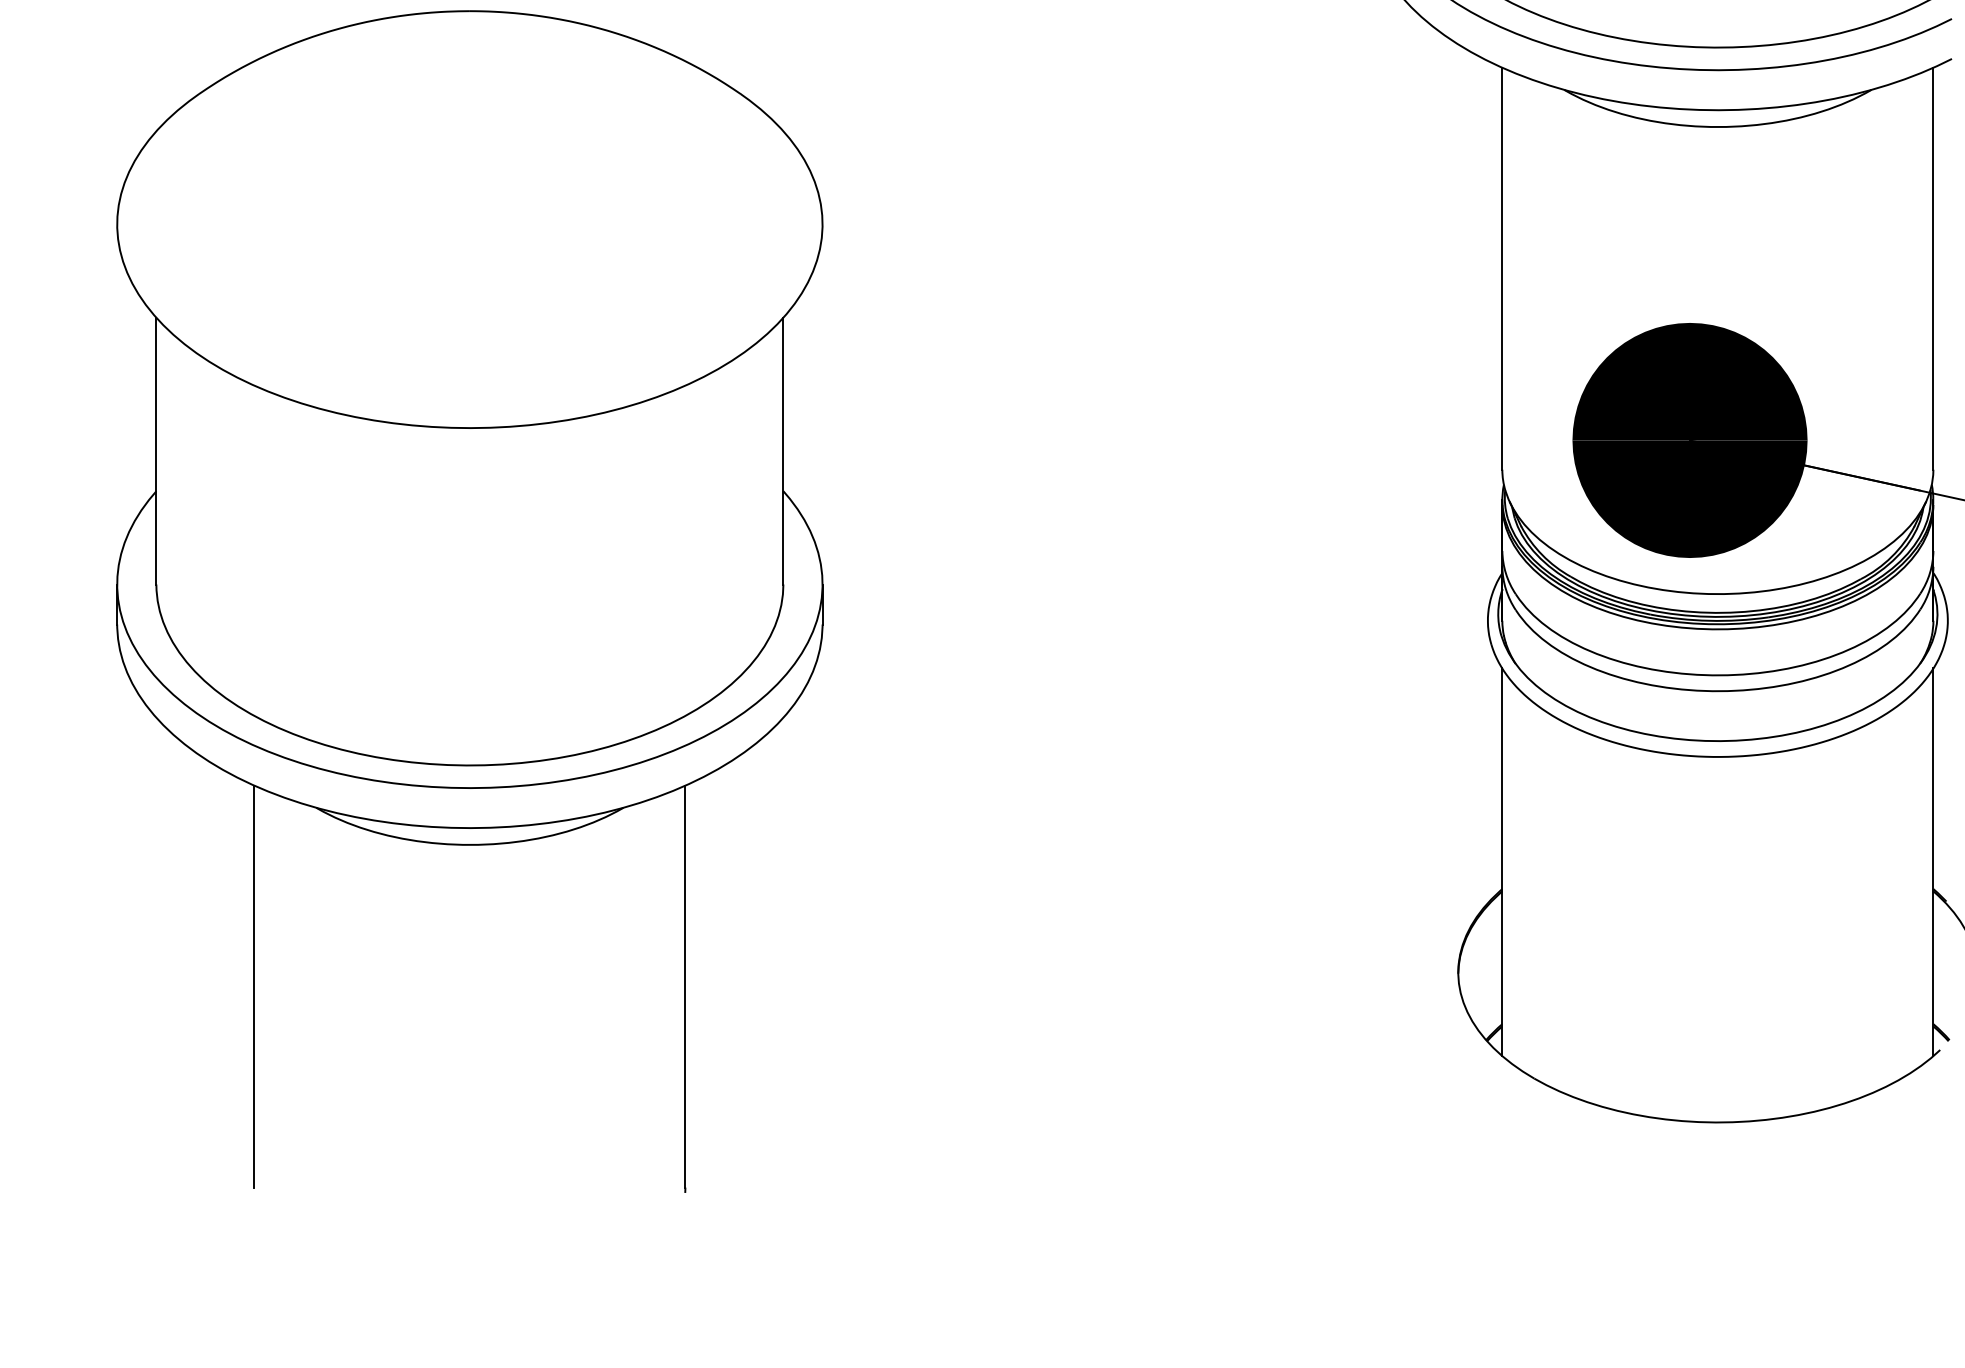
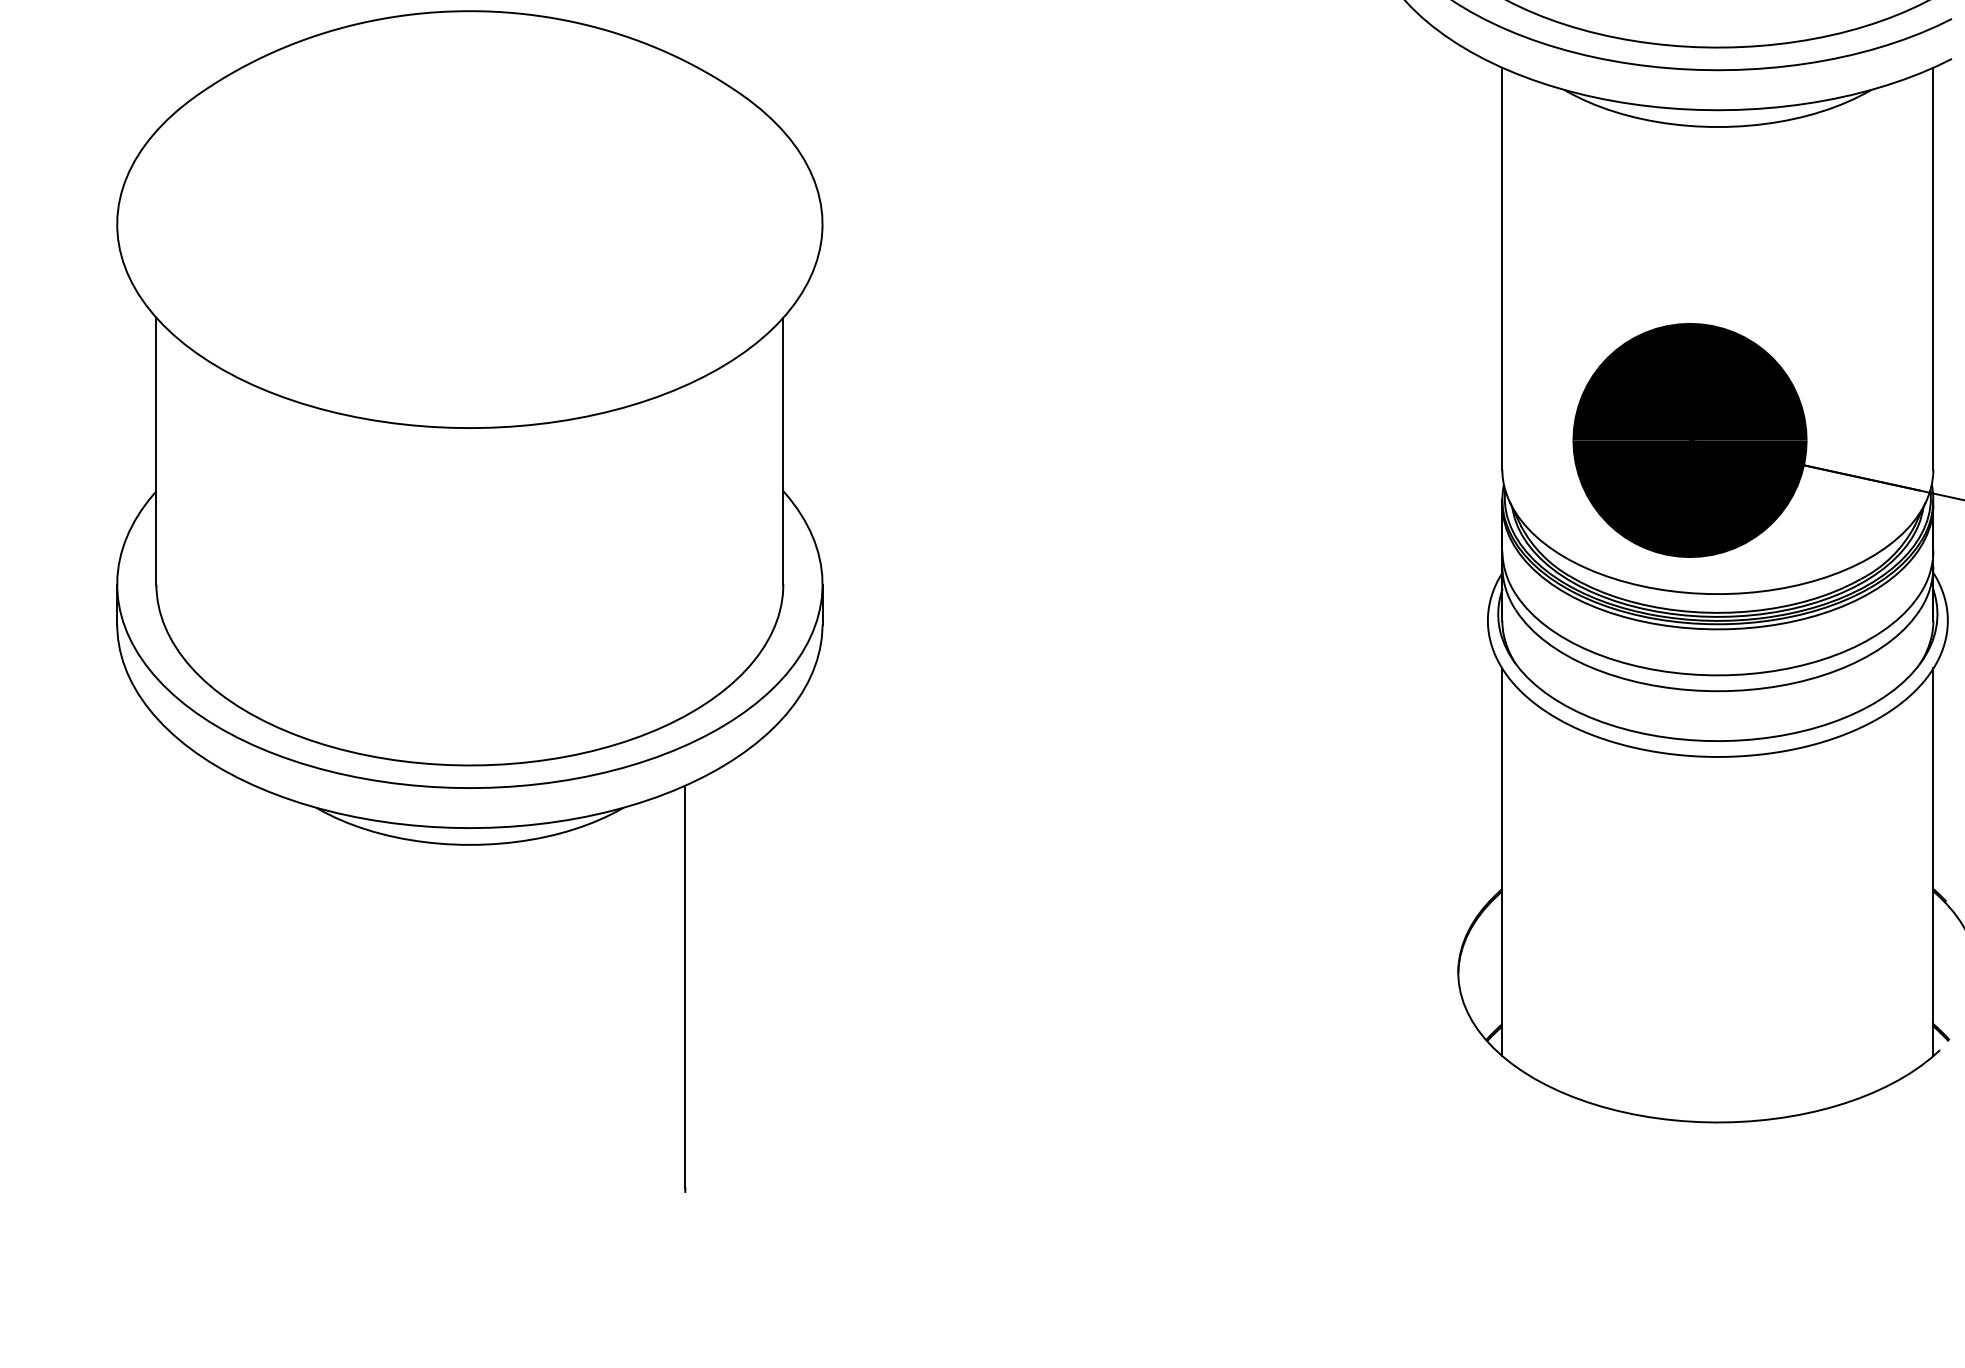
line: present -> none (254, 986)
